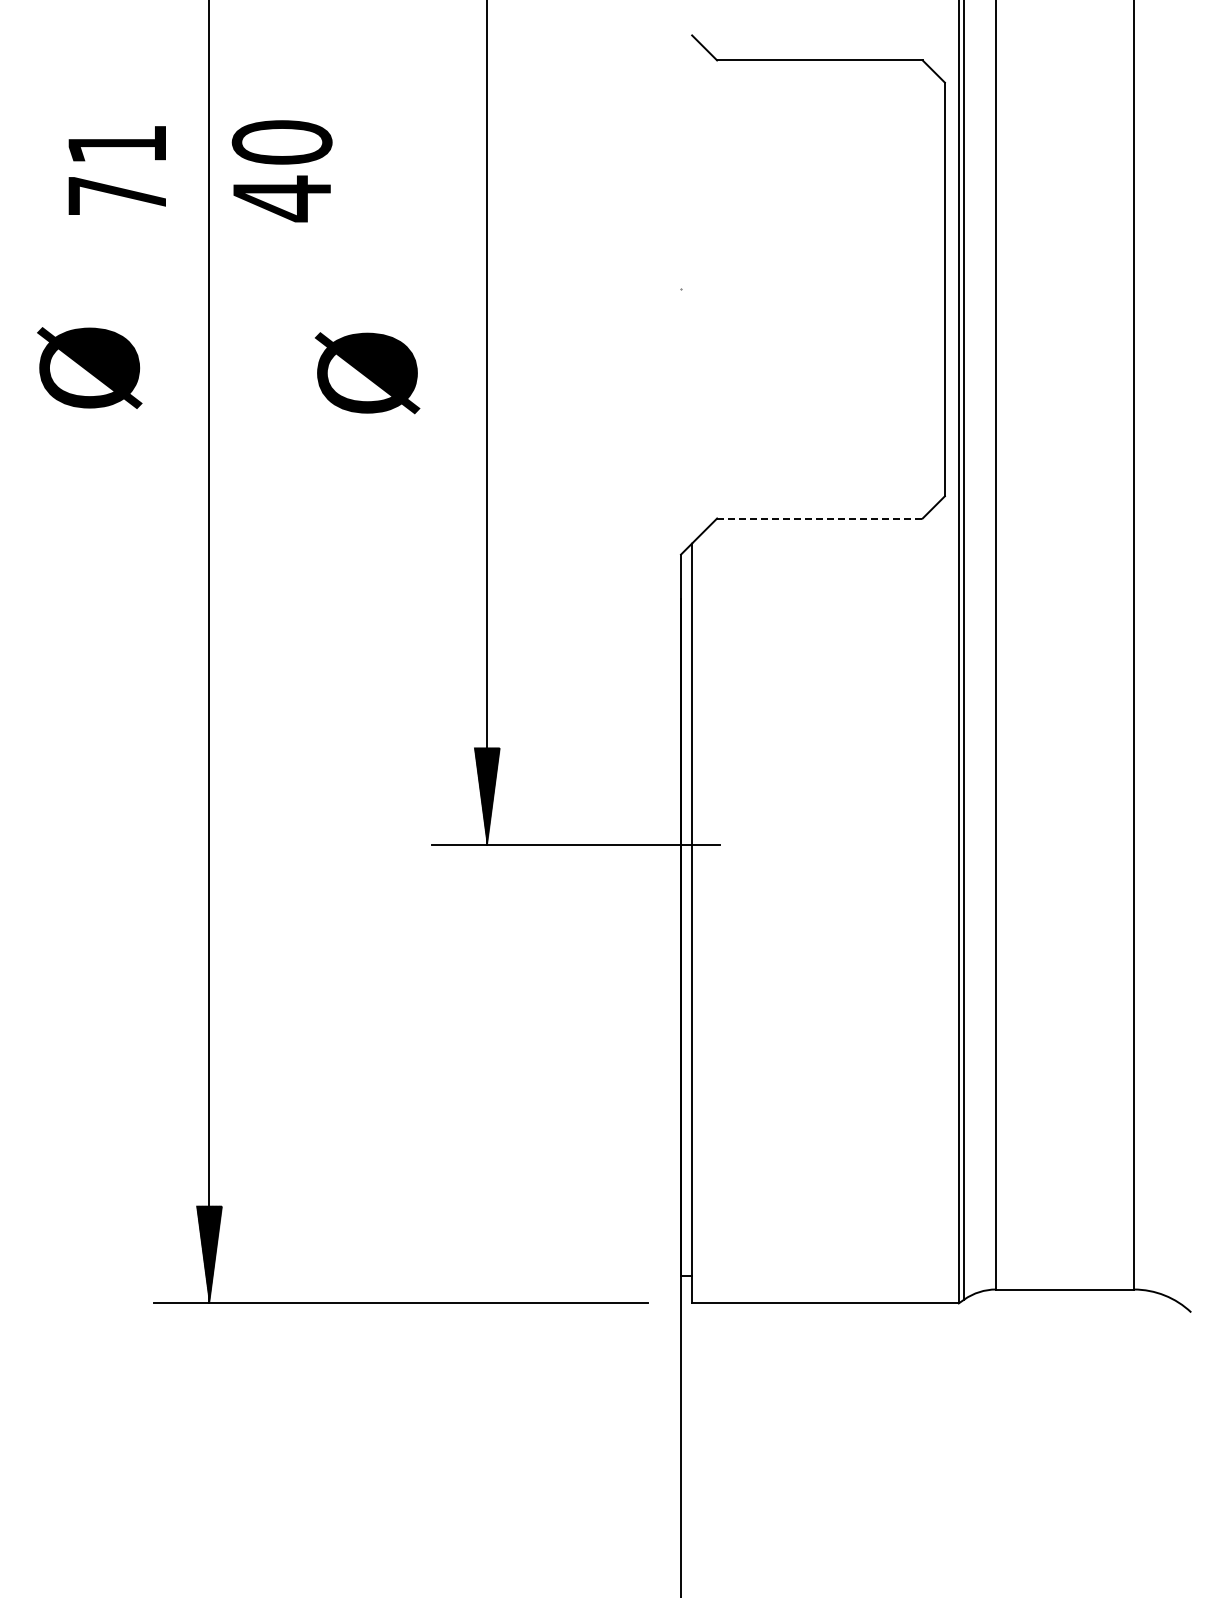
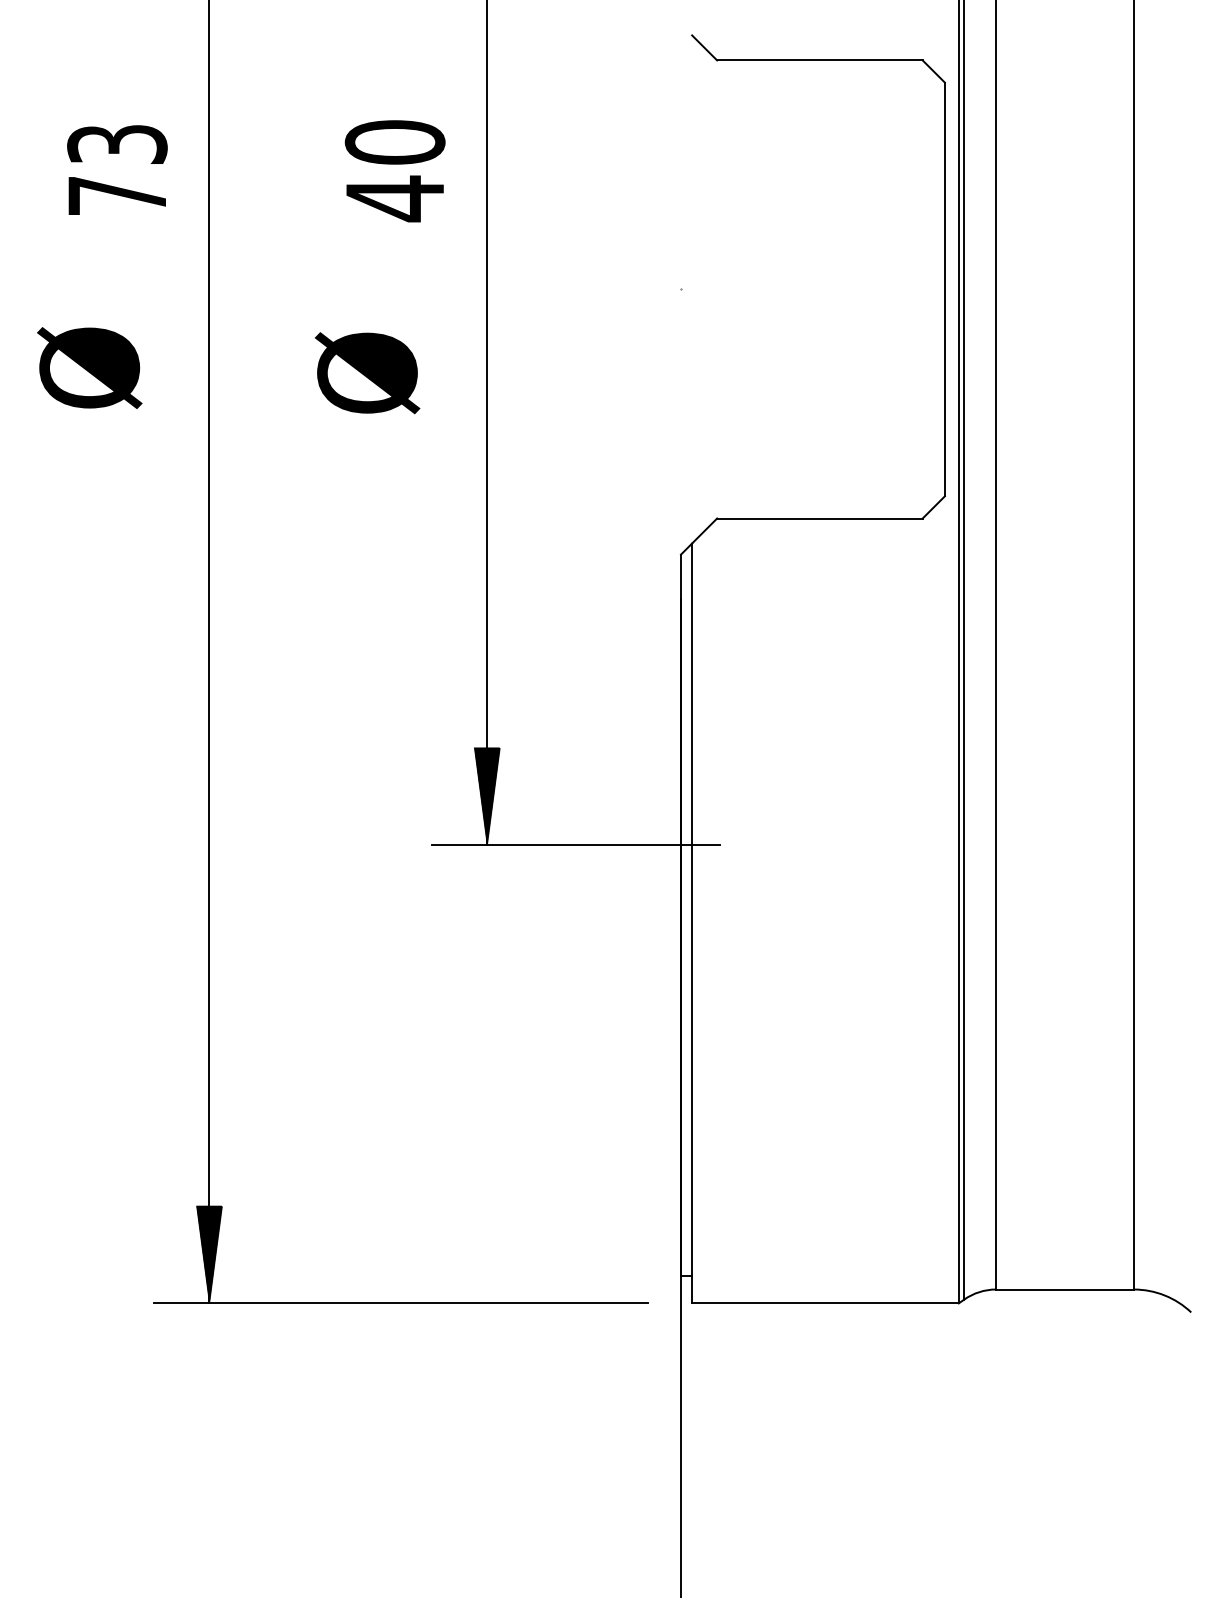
text: 71 -> 73 (117, 144)
text position: (281, 171) -> (394, 171) (394, 171)
line: dashed -> solid (819, 518)
